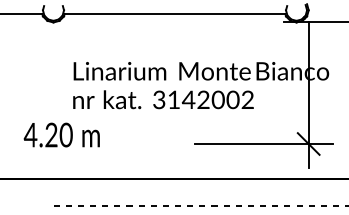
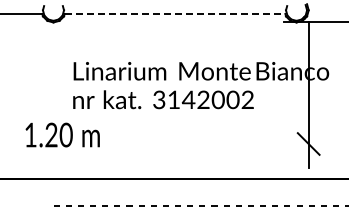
line: solid -> dashed (175, 13)
text: 4.20 -> 1.20 (30, 134)
line: present -> none (263, 144)
